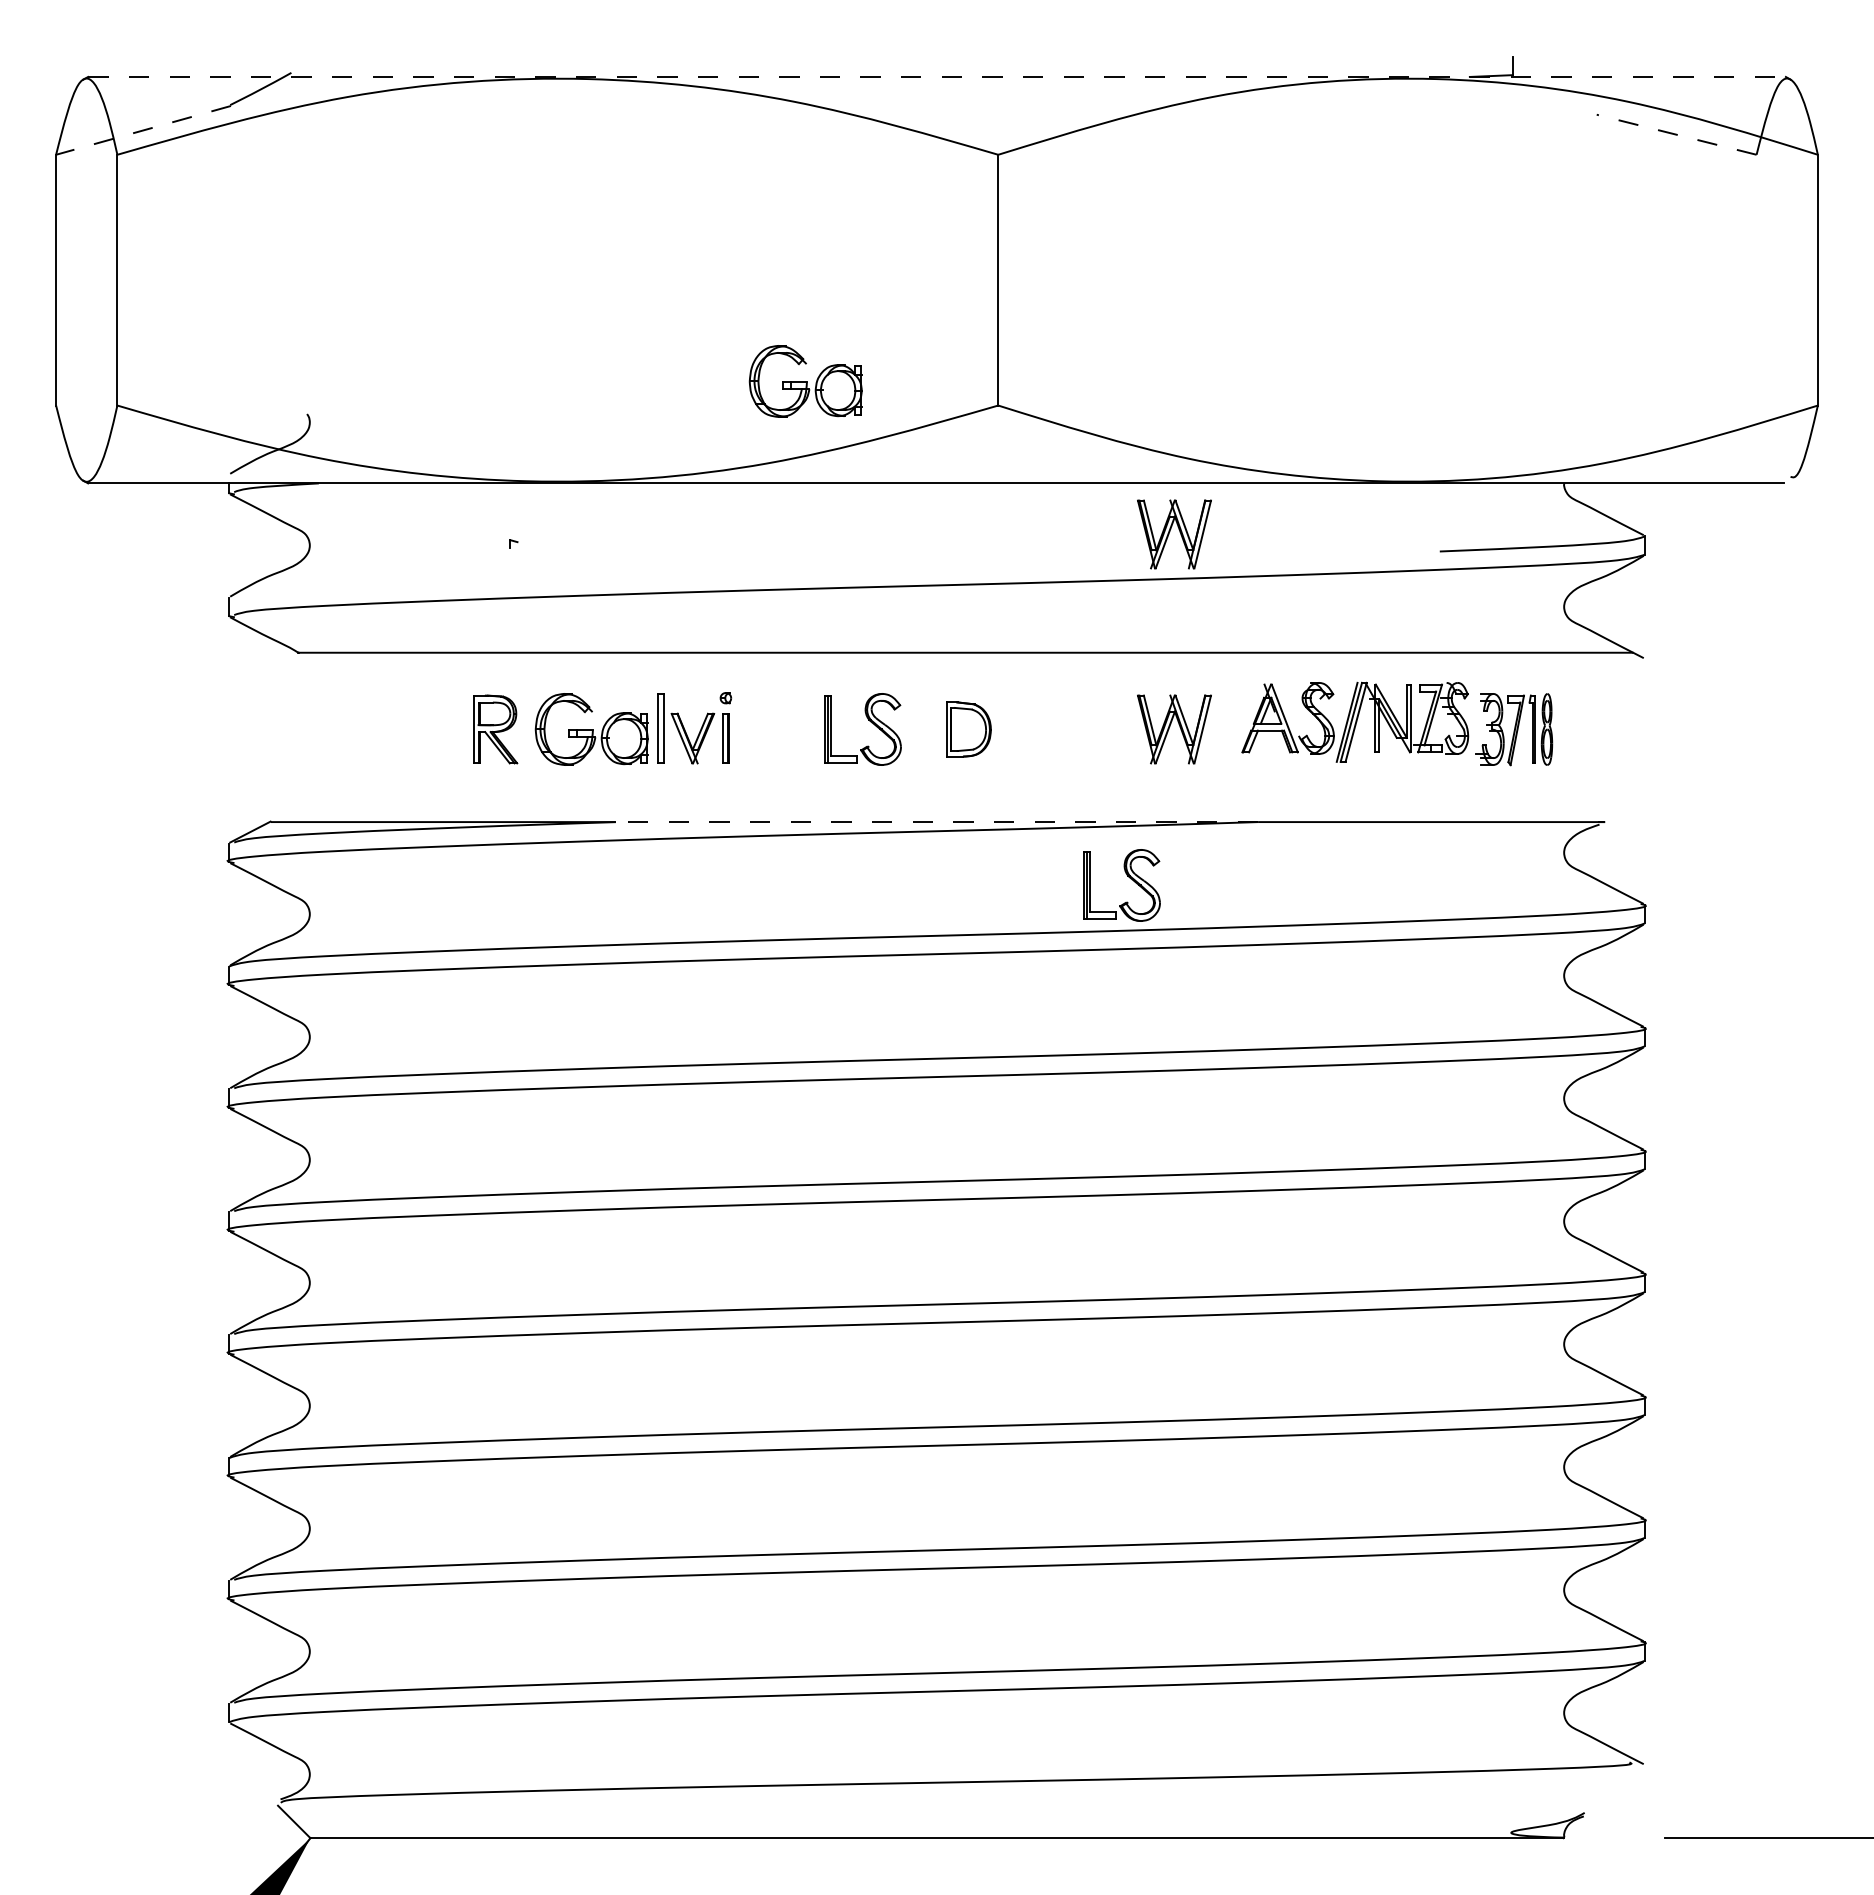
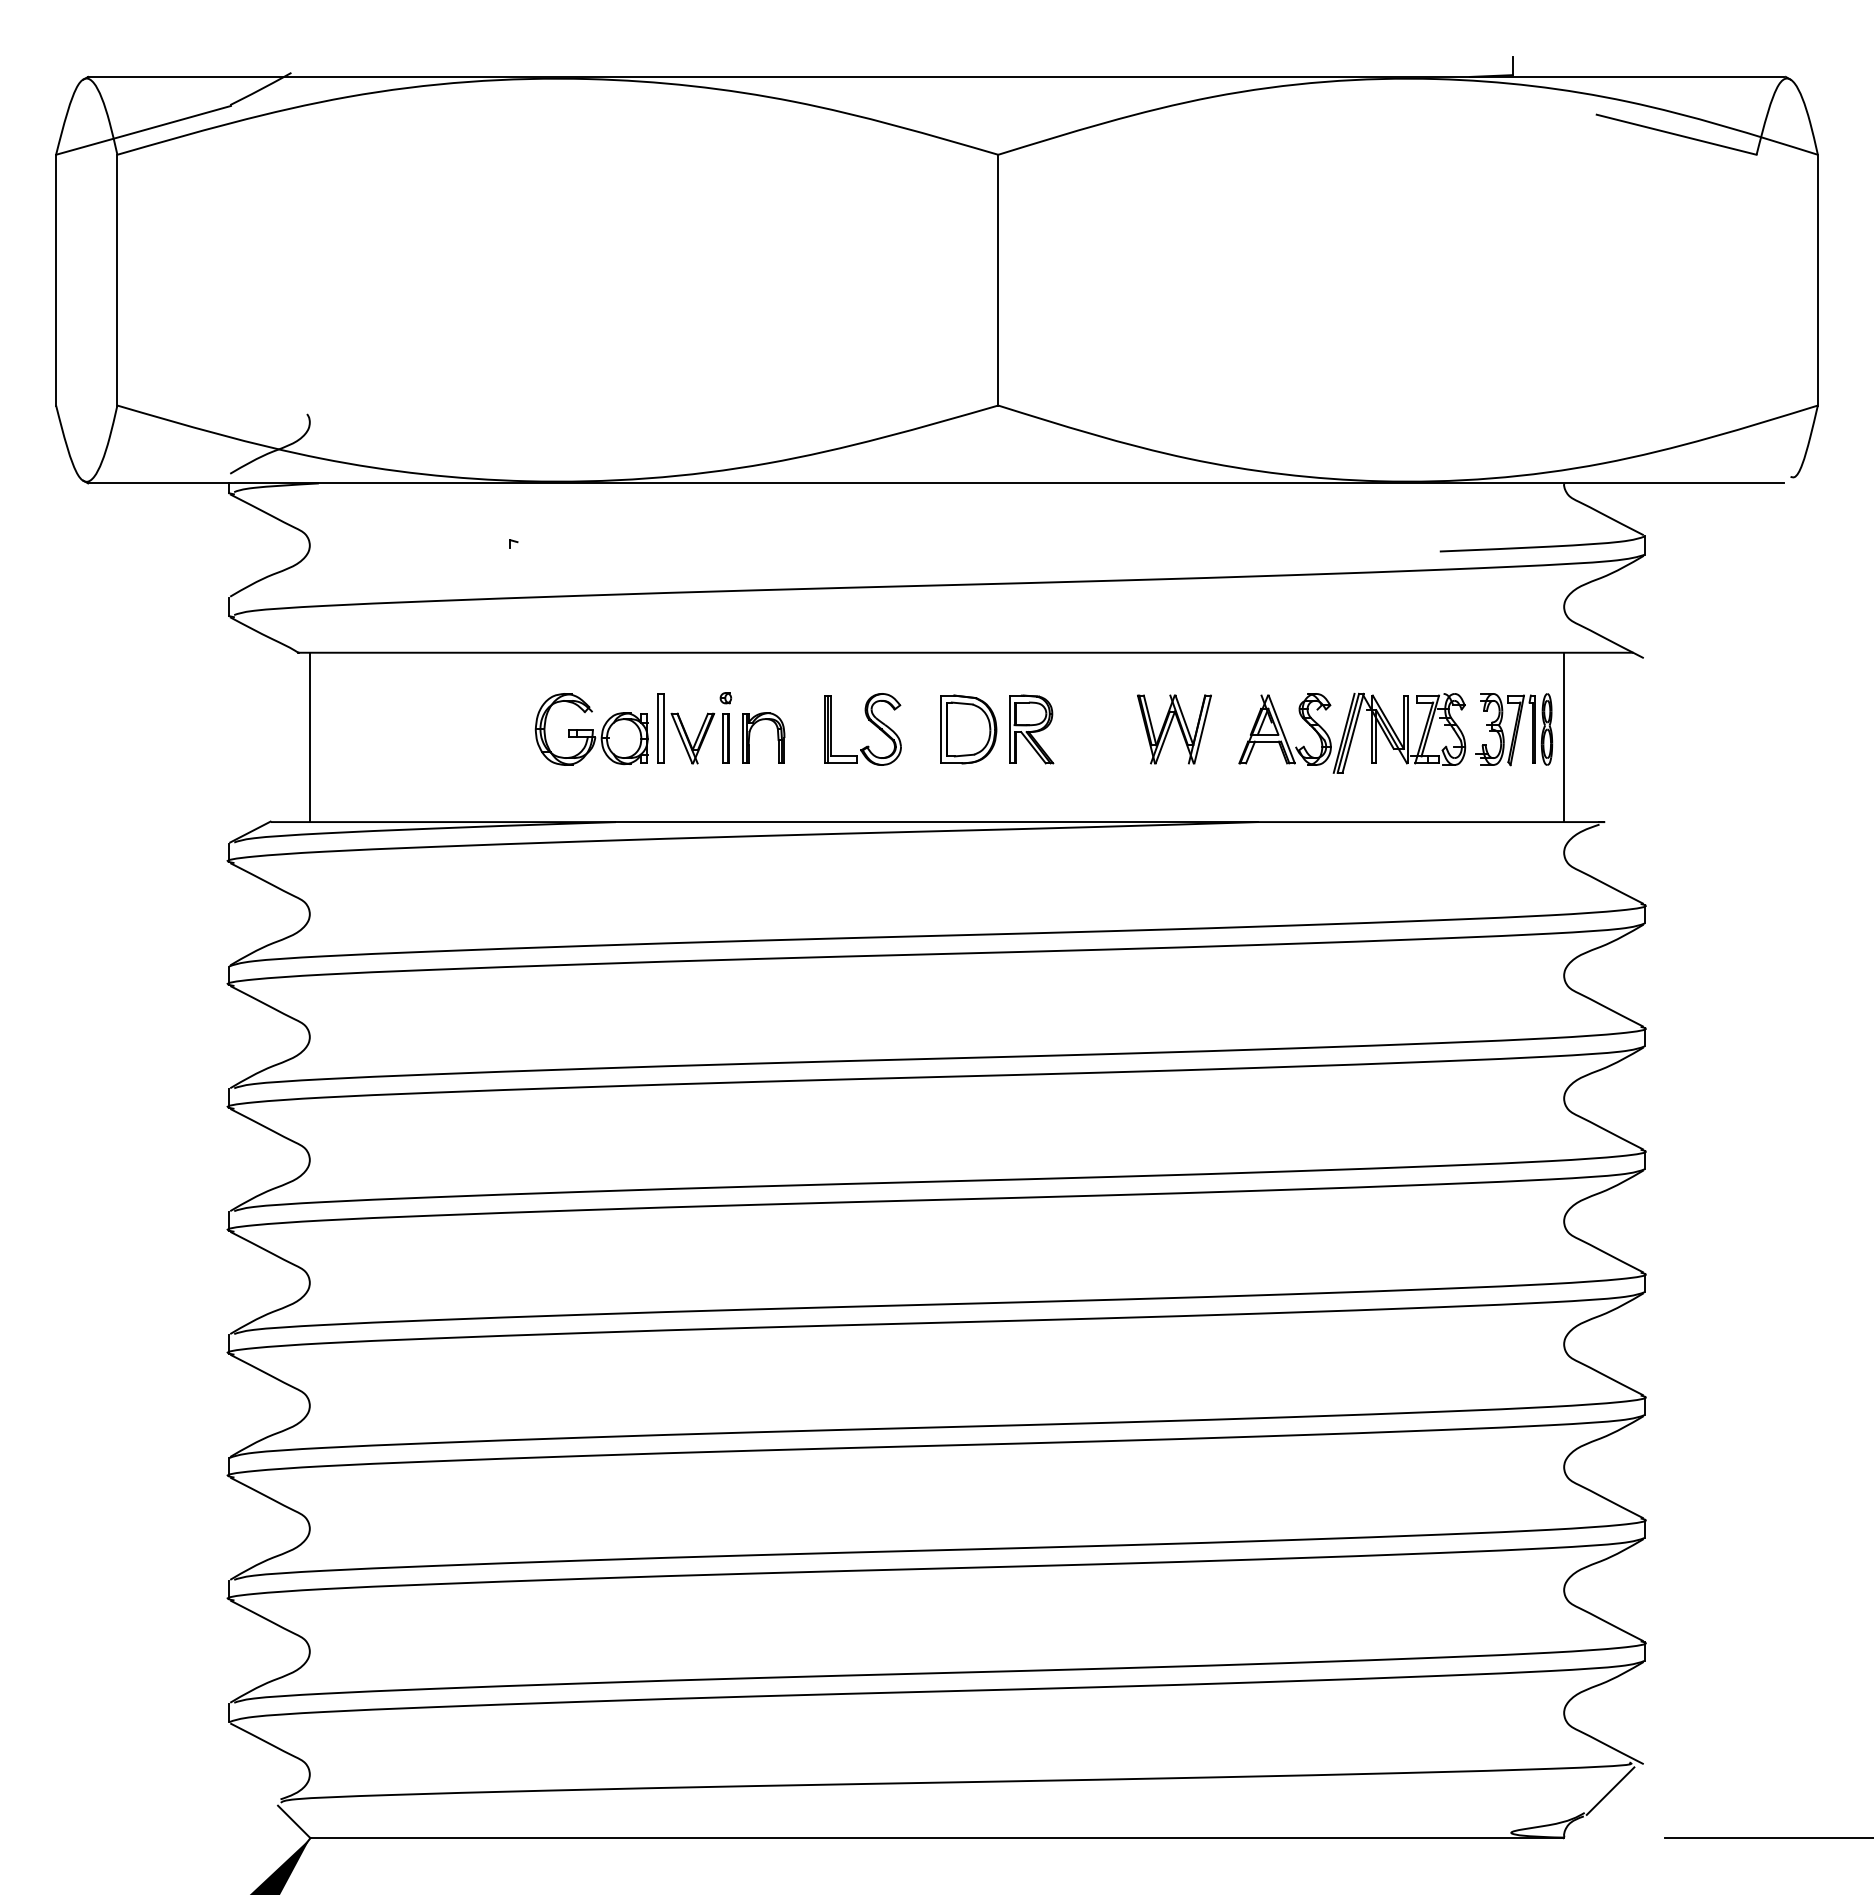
line: dashed -> solid (936, 76)
line: dashed -> solid (143, 130)
line: dashed -> solid (1676, 134)
part: present -> none (805, 381)
part: present -> none (1174, 534)
part position: (1355, 721) -> (1352, 732) (1352, 732)
part position: (495, 729) -> (1031, 729) (1031, 729)
part size: 46x57 px -> 58x71 px (968, 729)
part: none -> present (750, 735)
line: none -> present (310, 737)
line: none -> present (1563, 737)
line: dashed -> solid (936, 822)
part: present -> none (1128, 877)
line: none -> present (1610, 1790)
